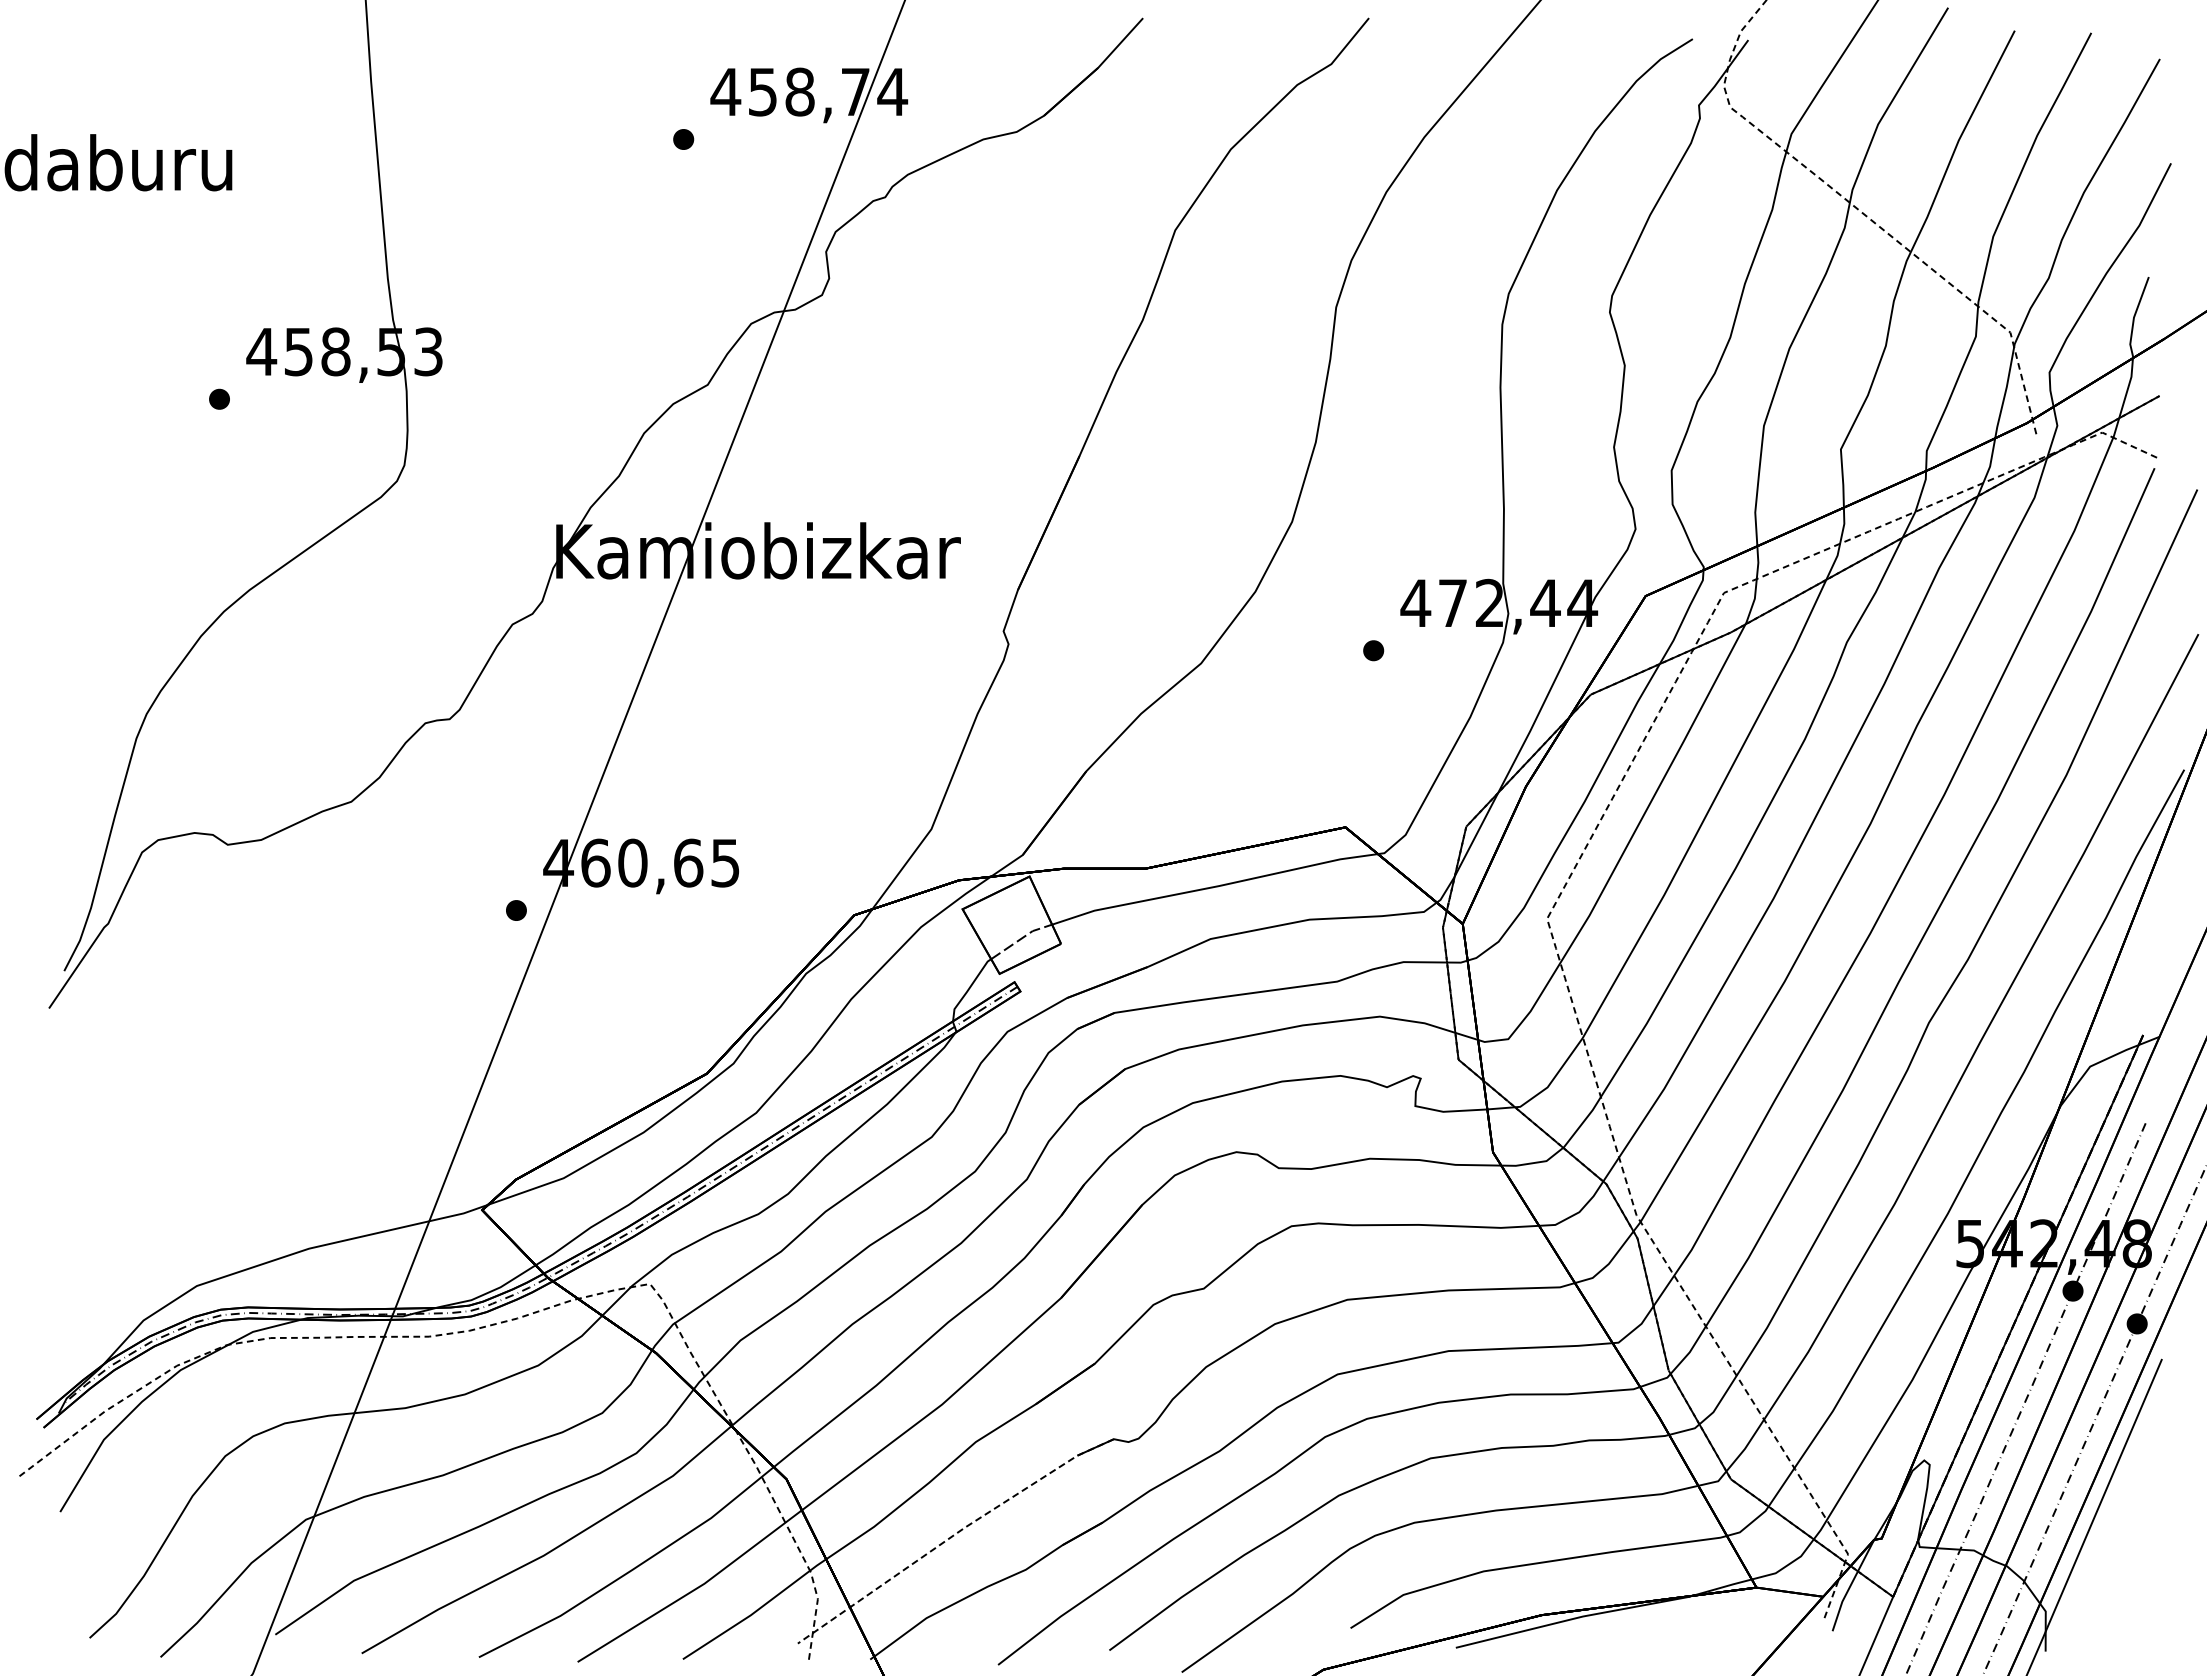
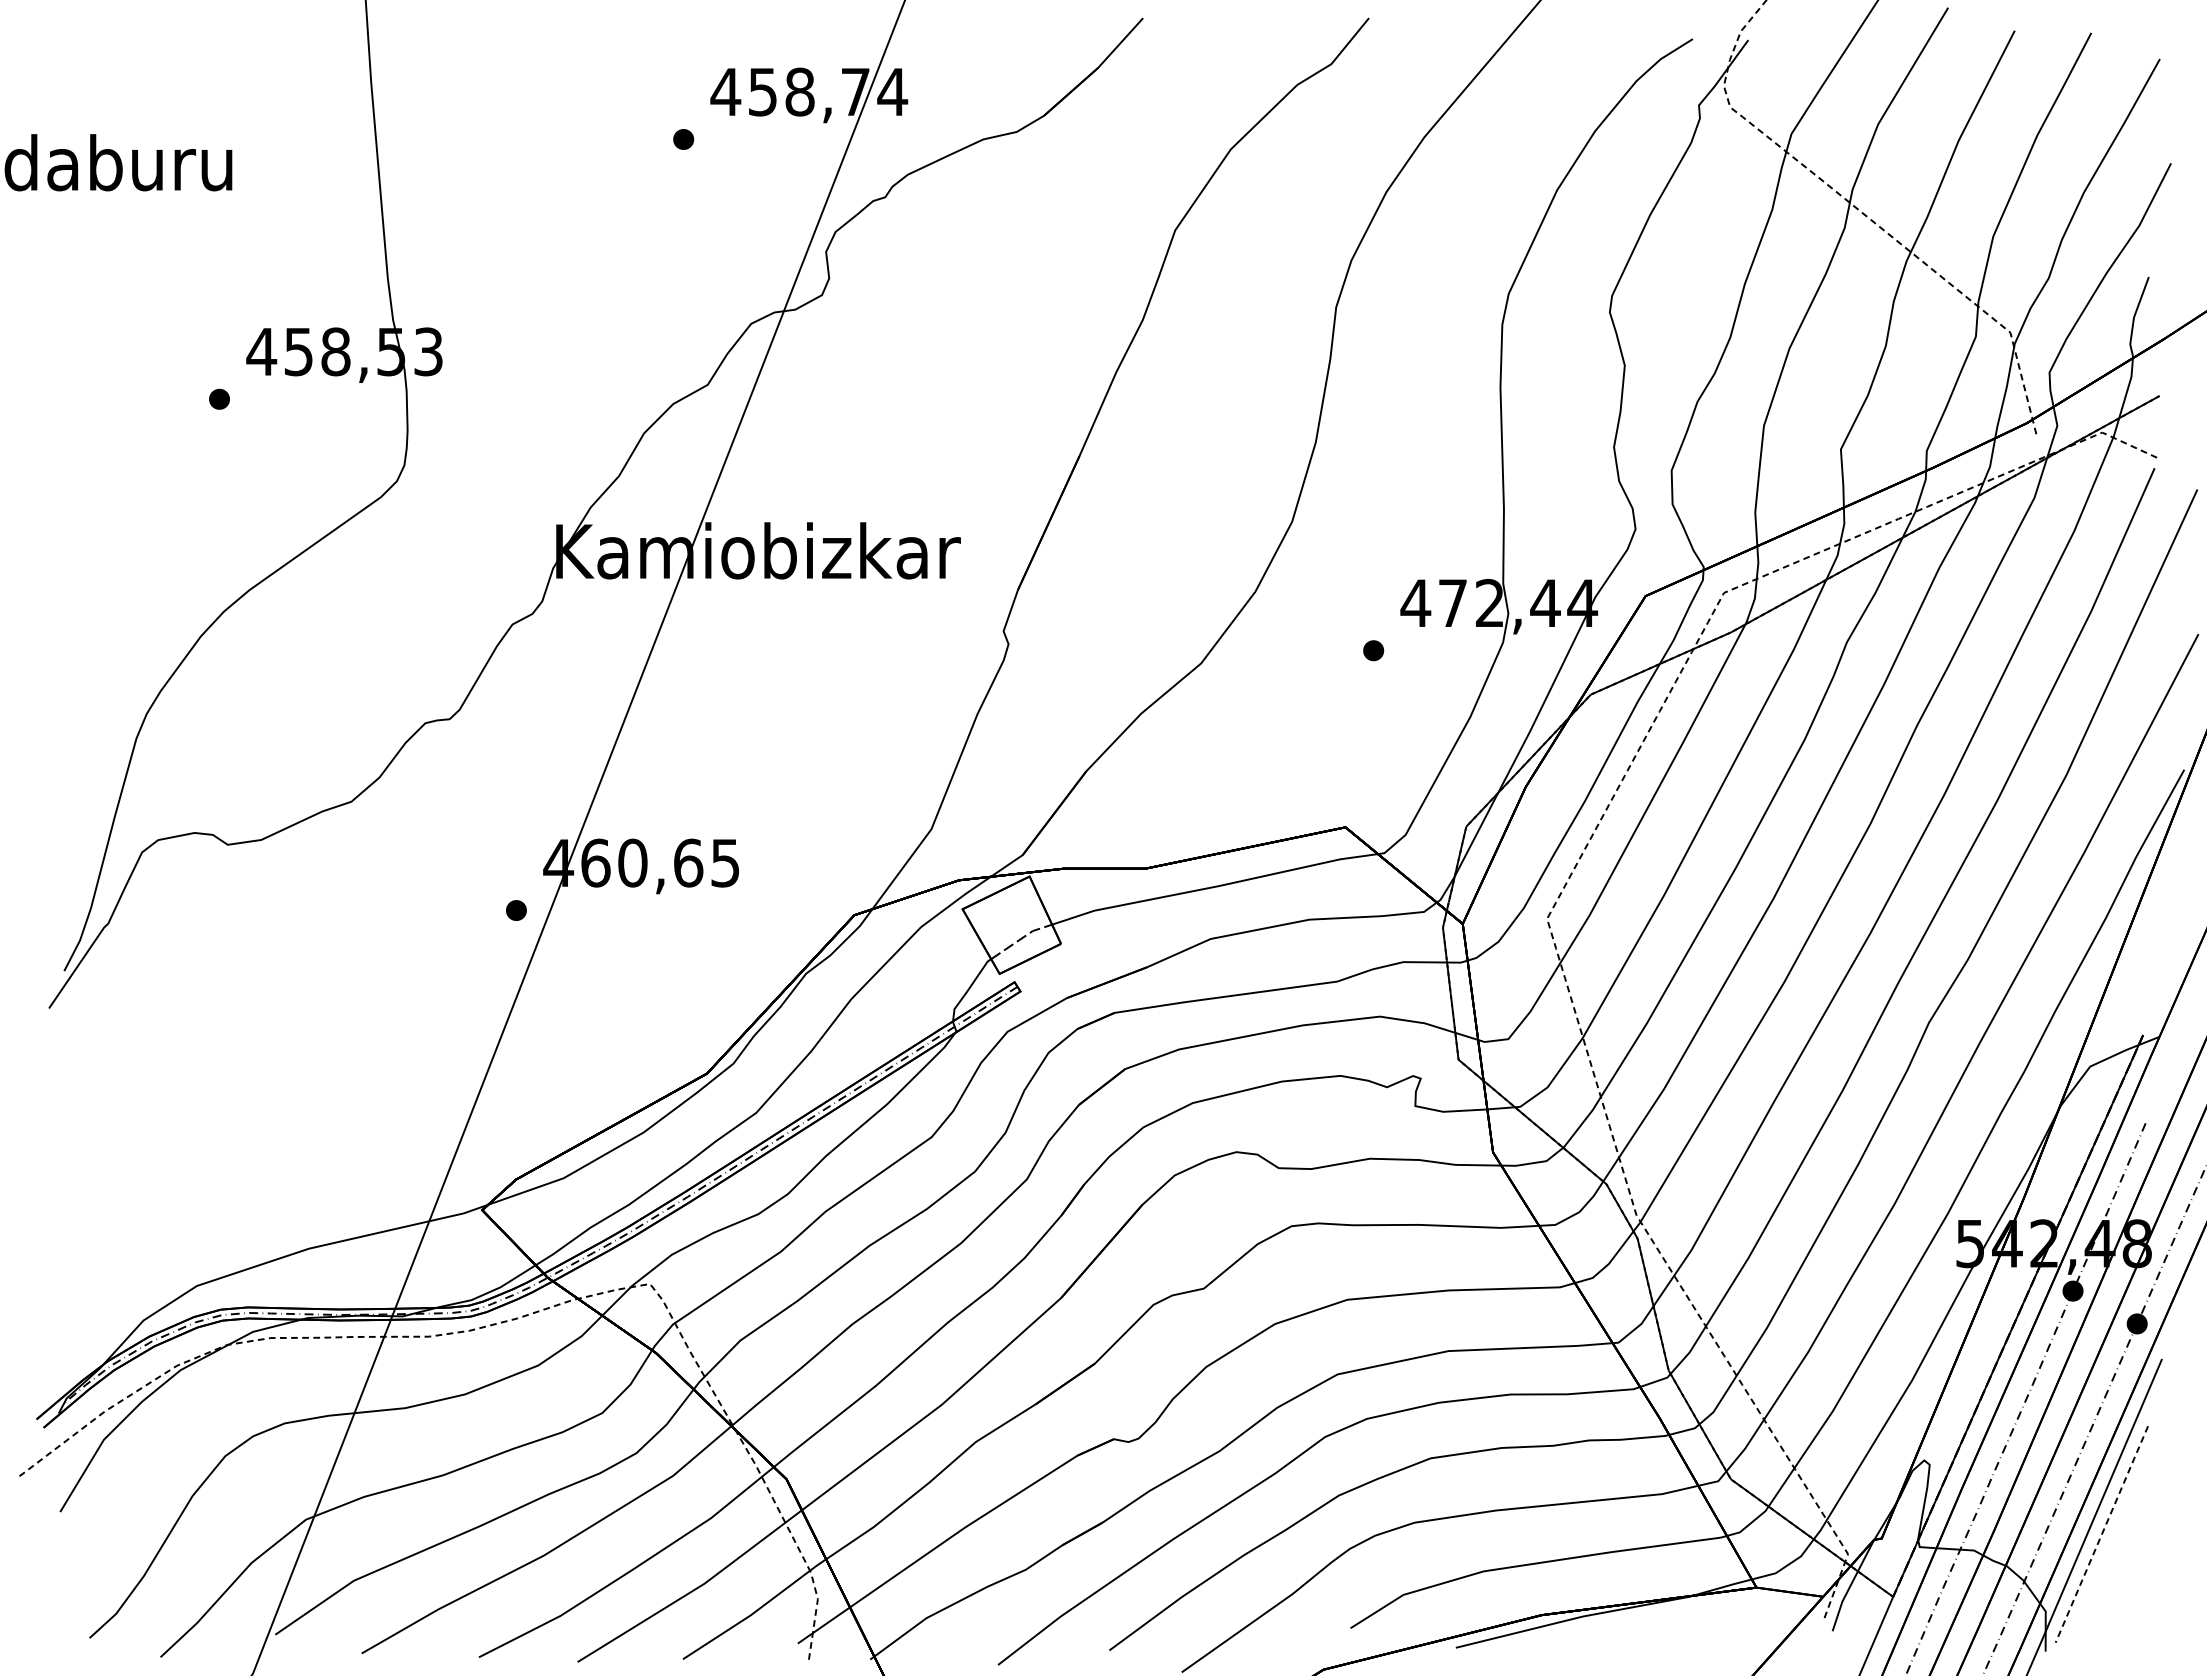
curve: none -> present (2101, 1534)
line: dashed -> solid (953, 1535)
